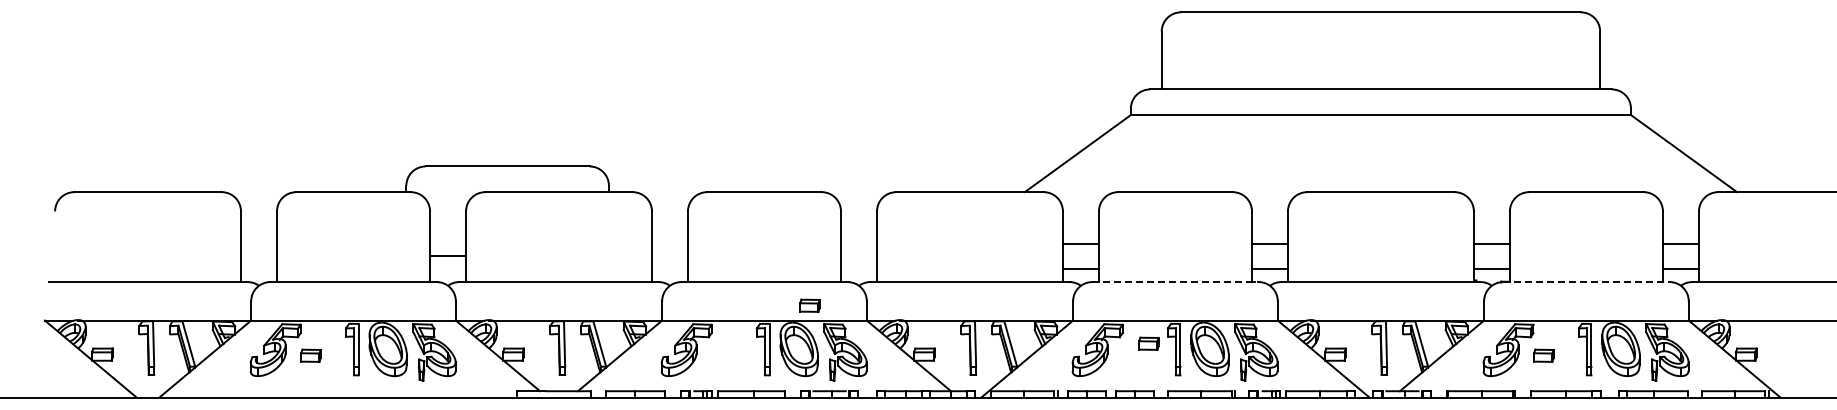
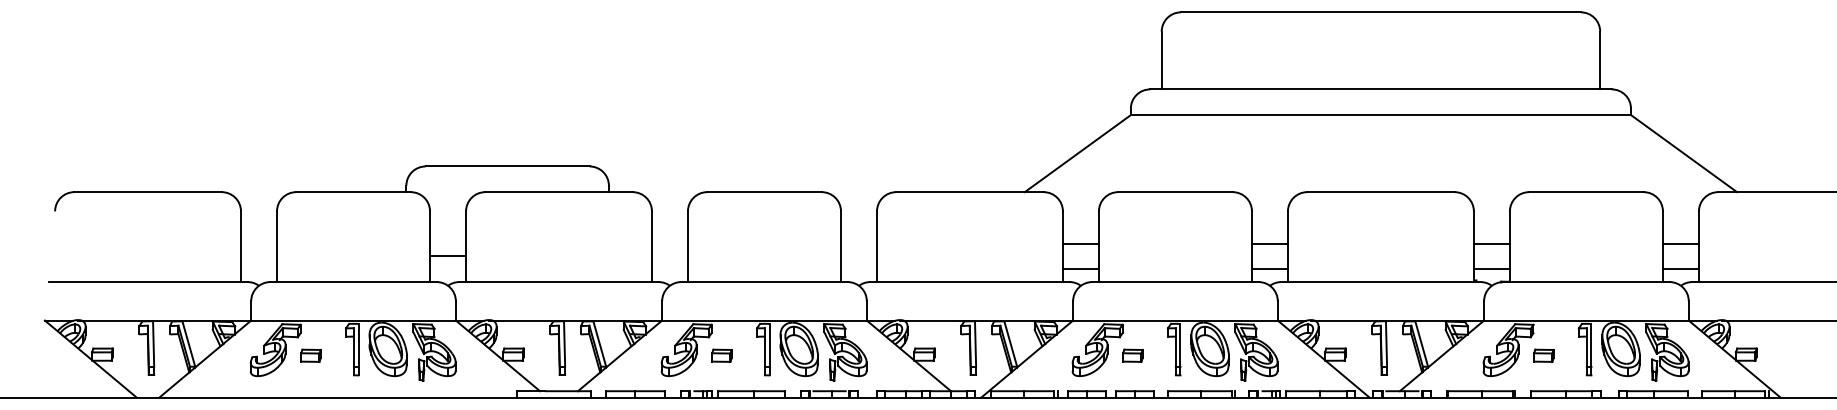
line: dashed -> solid (1175, 282)
line: dashed -> solid (1586, 282)
part position: (809, 305) -> (721, 355) (721, 355)
part position: (1148, 343) -> (1132, 355) (1132, 355)
